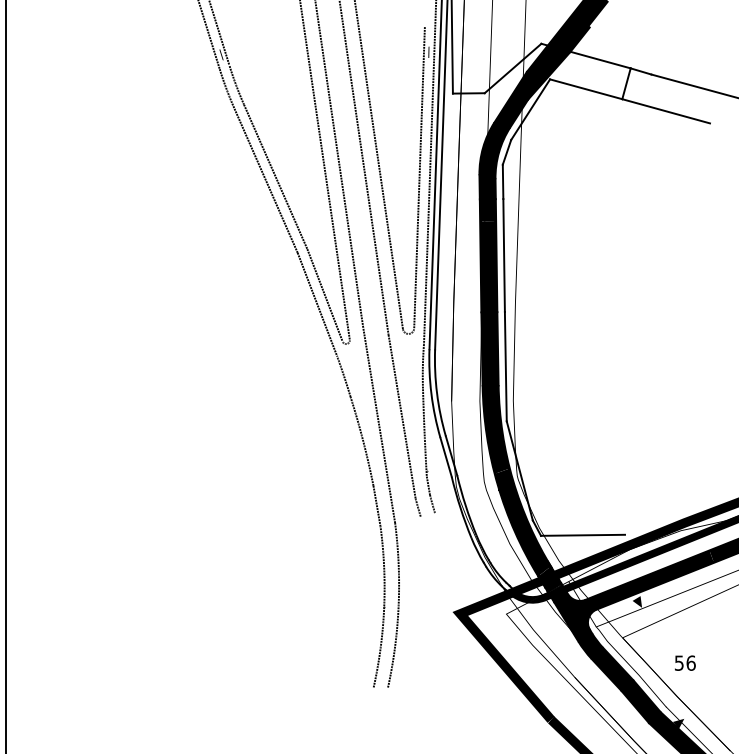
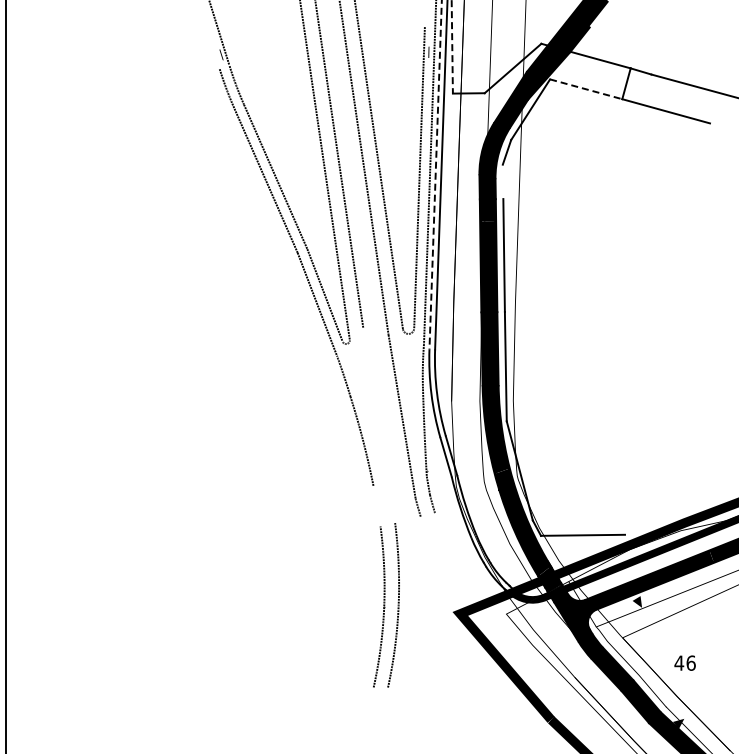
line: present -> none (208, 35)
line: solid -> dashed (452, 46)
line: solid -> dashed (586, 89)
line: solid -> dashed (435, 175)
line: present -> none (502, 181)
line: present -> none (379, 425)
line: present -> none (376, 505)
text: 56 -> 46 (679, 662)
